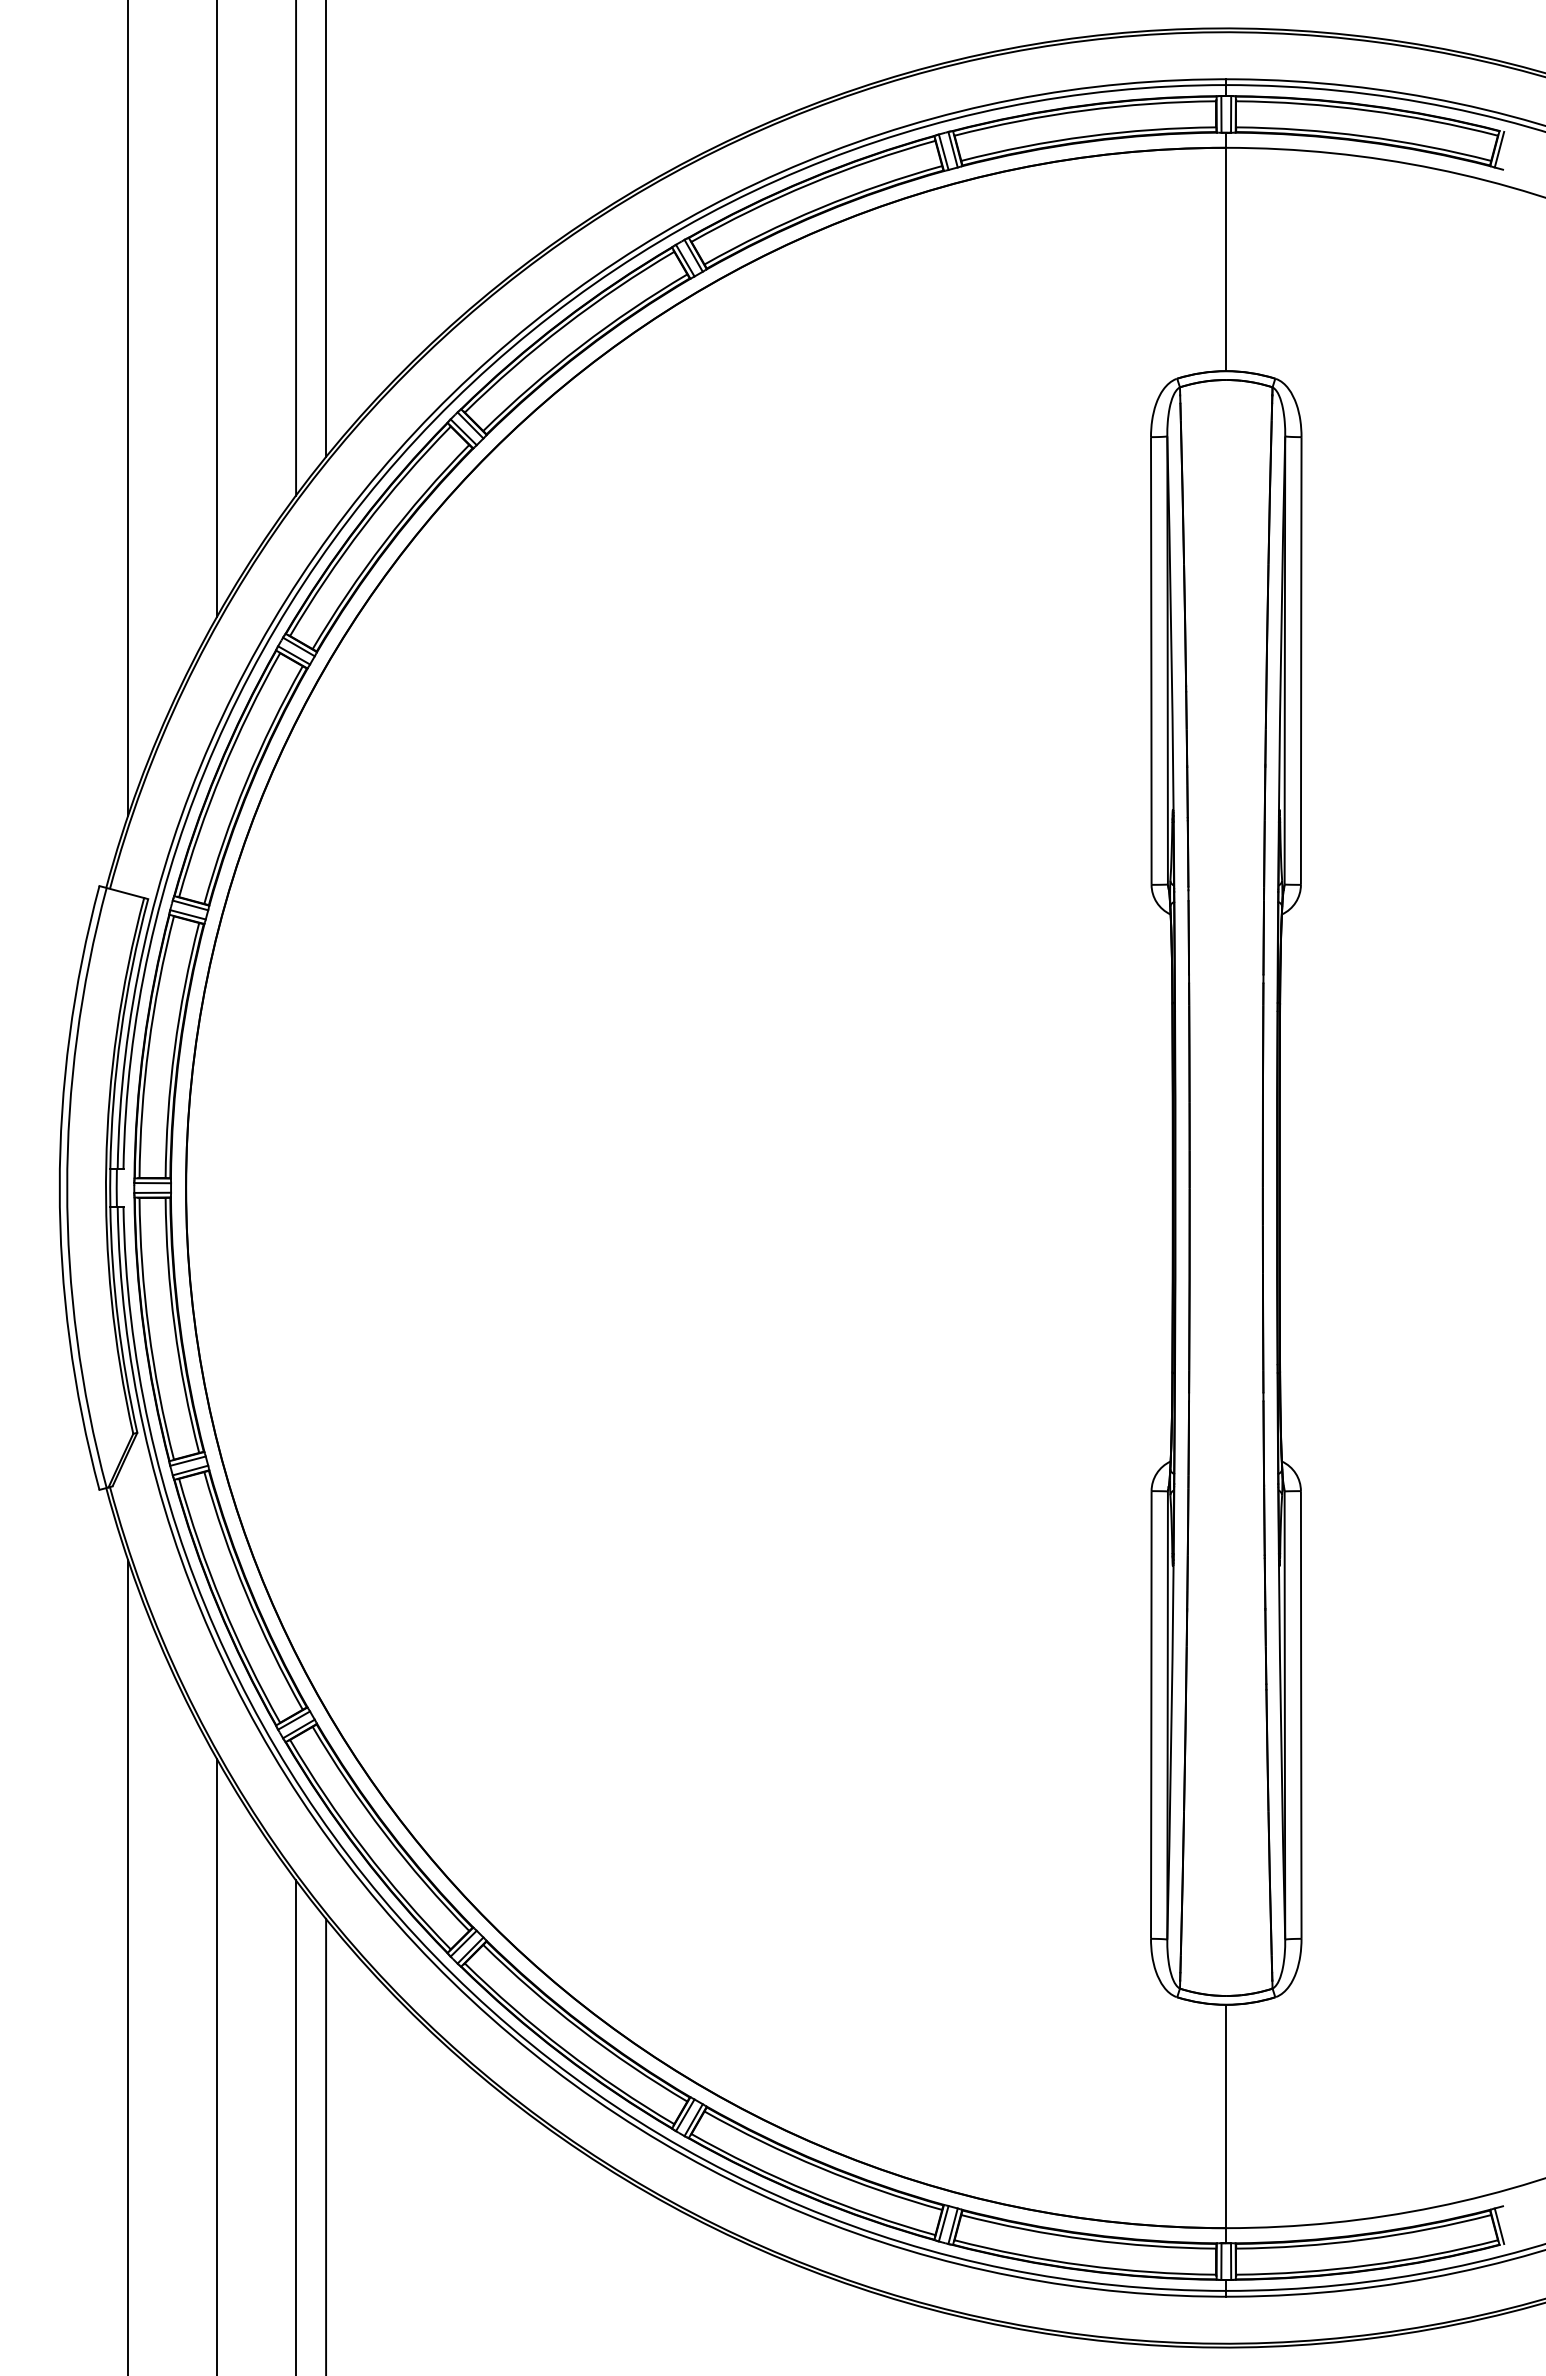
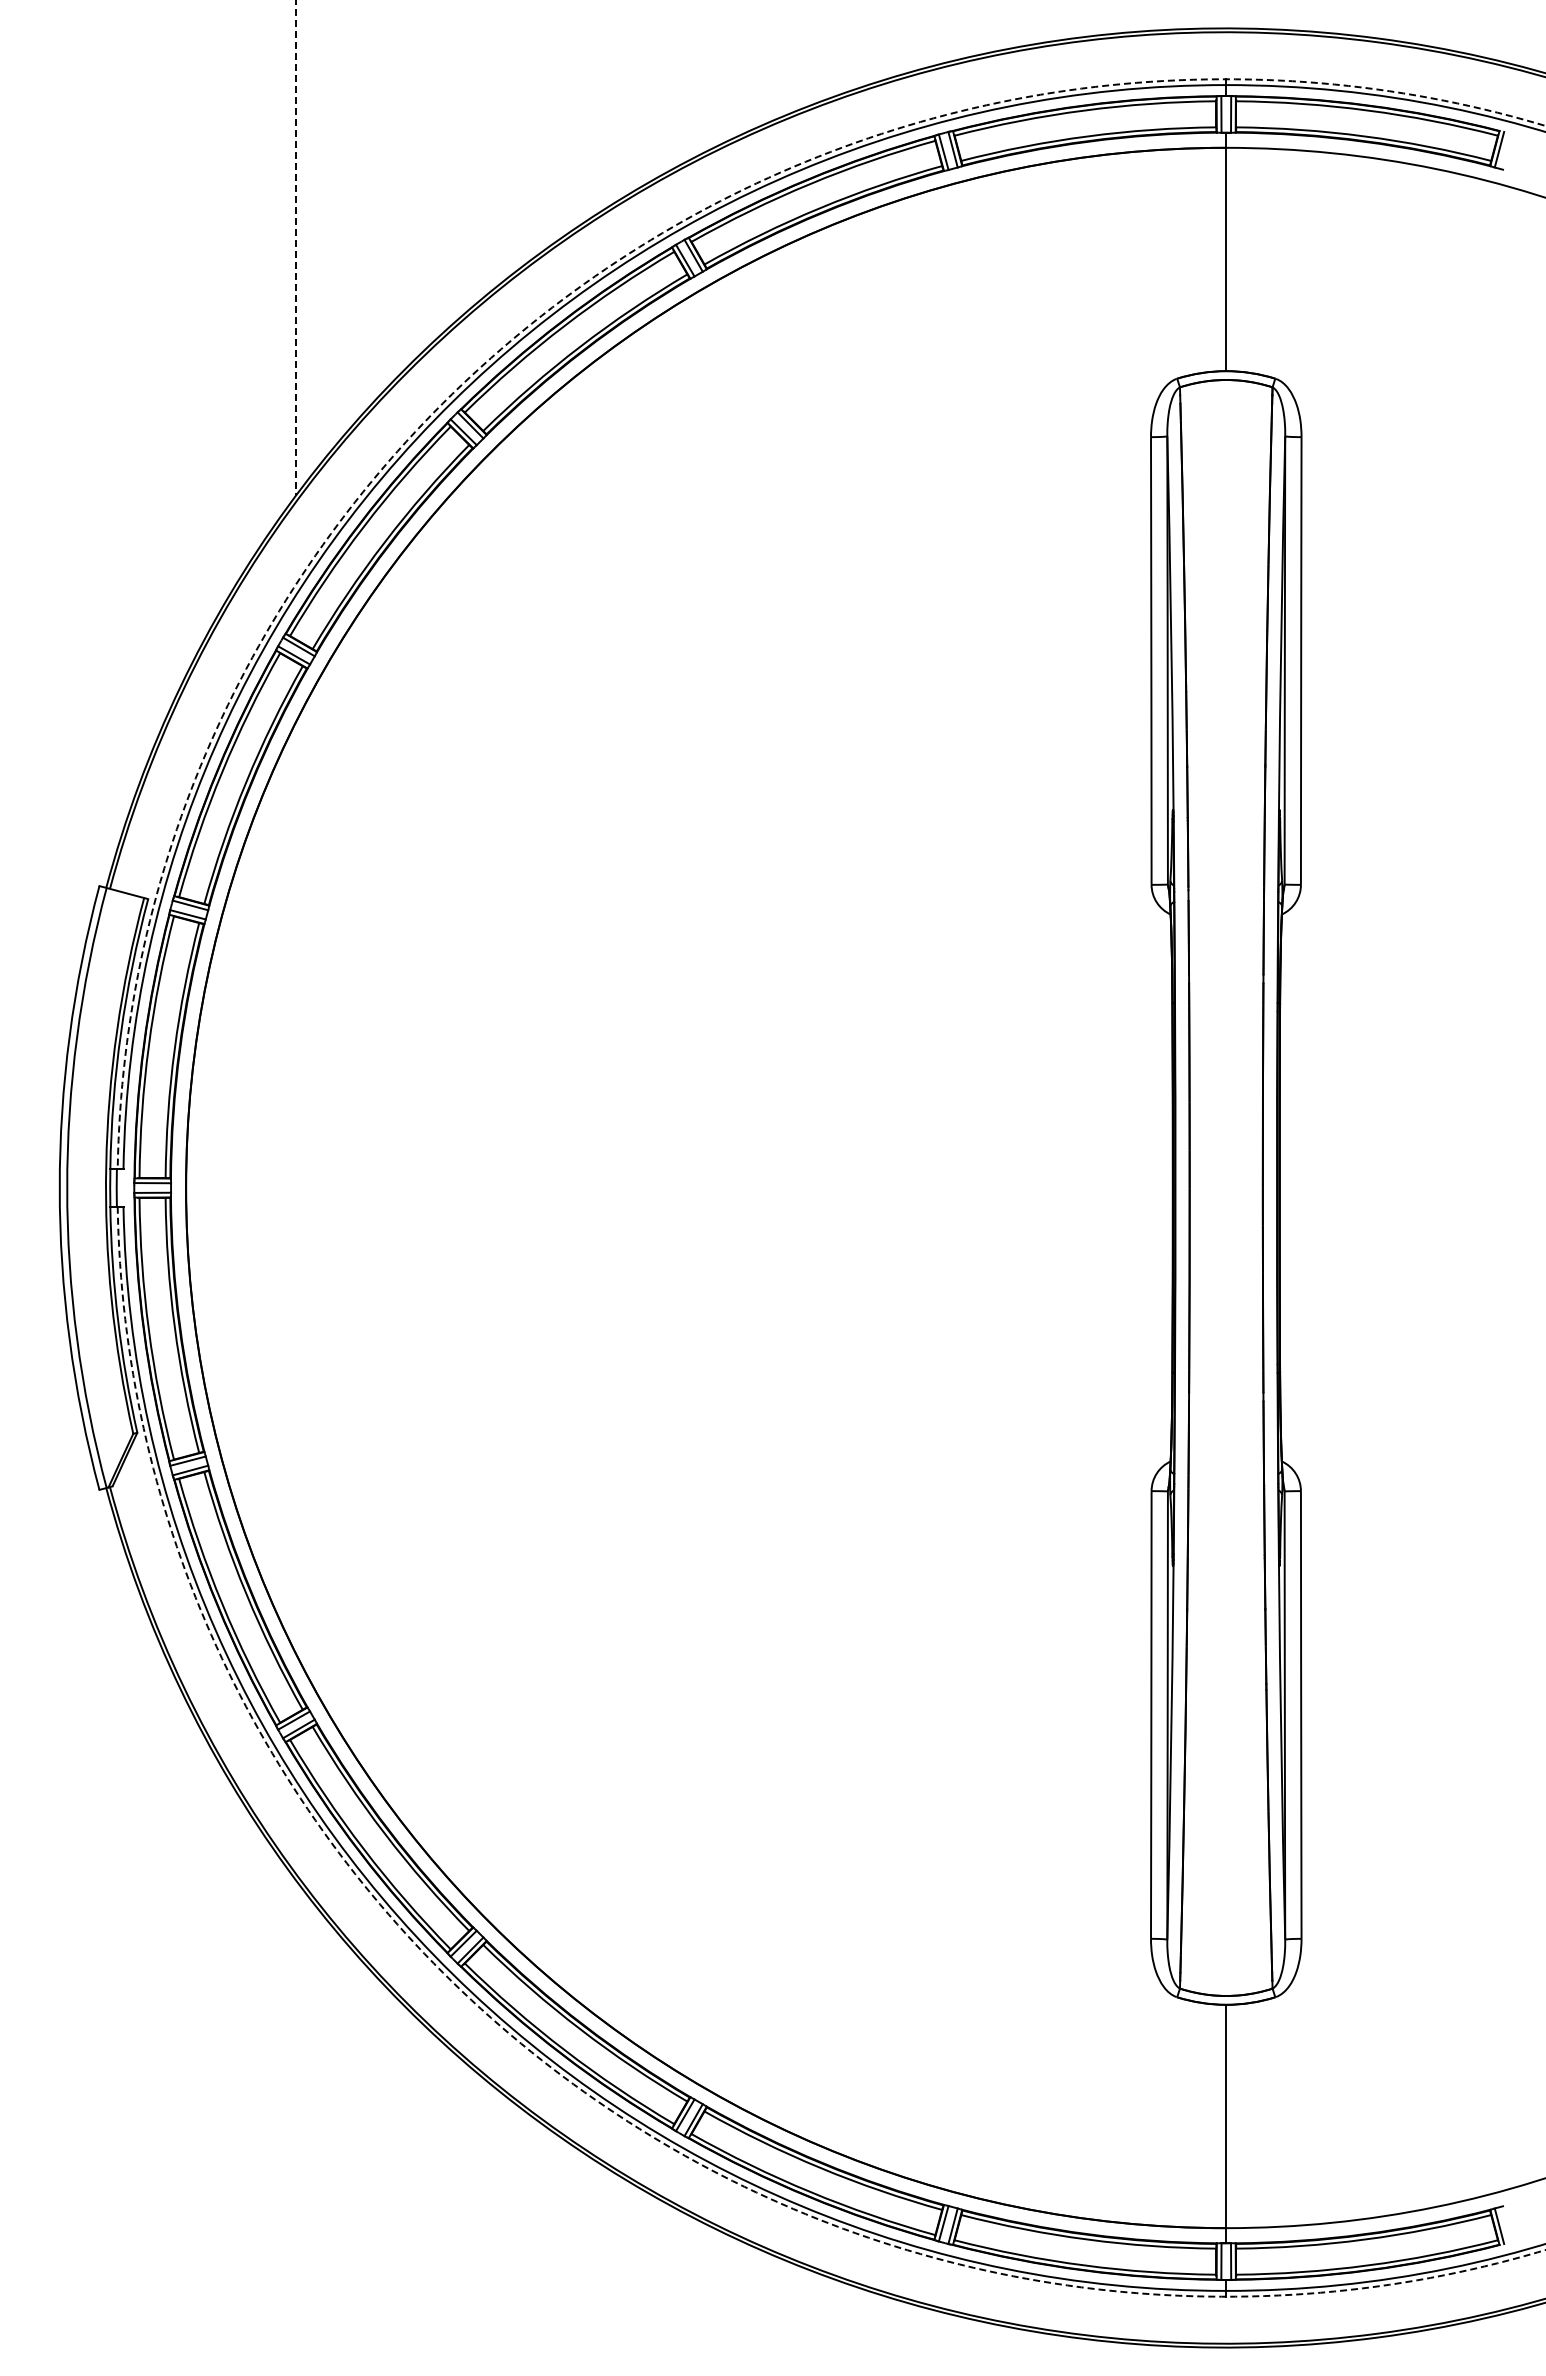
arc: solid -> dashed (1545, 126)
line: present -> none (326, 229)
line: solid -> dashed (296, 248)
line: present -> none (217, 309)
line: present -> none (128, 409)
line: present -> none (128, 1965)
line: present -> none (217, 2065)
line: present -> none (296, 2126)
line: present -> none (326, 2145)
